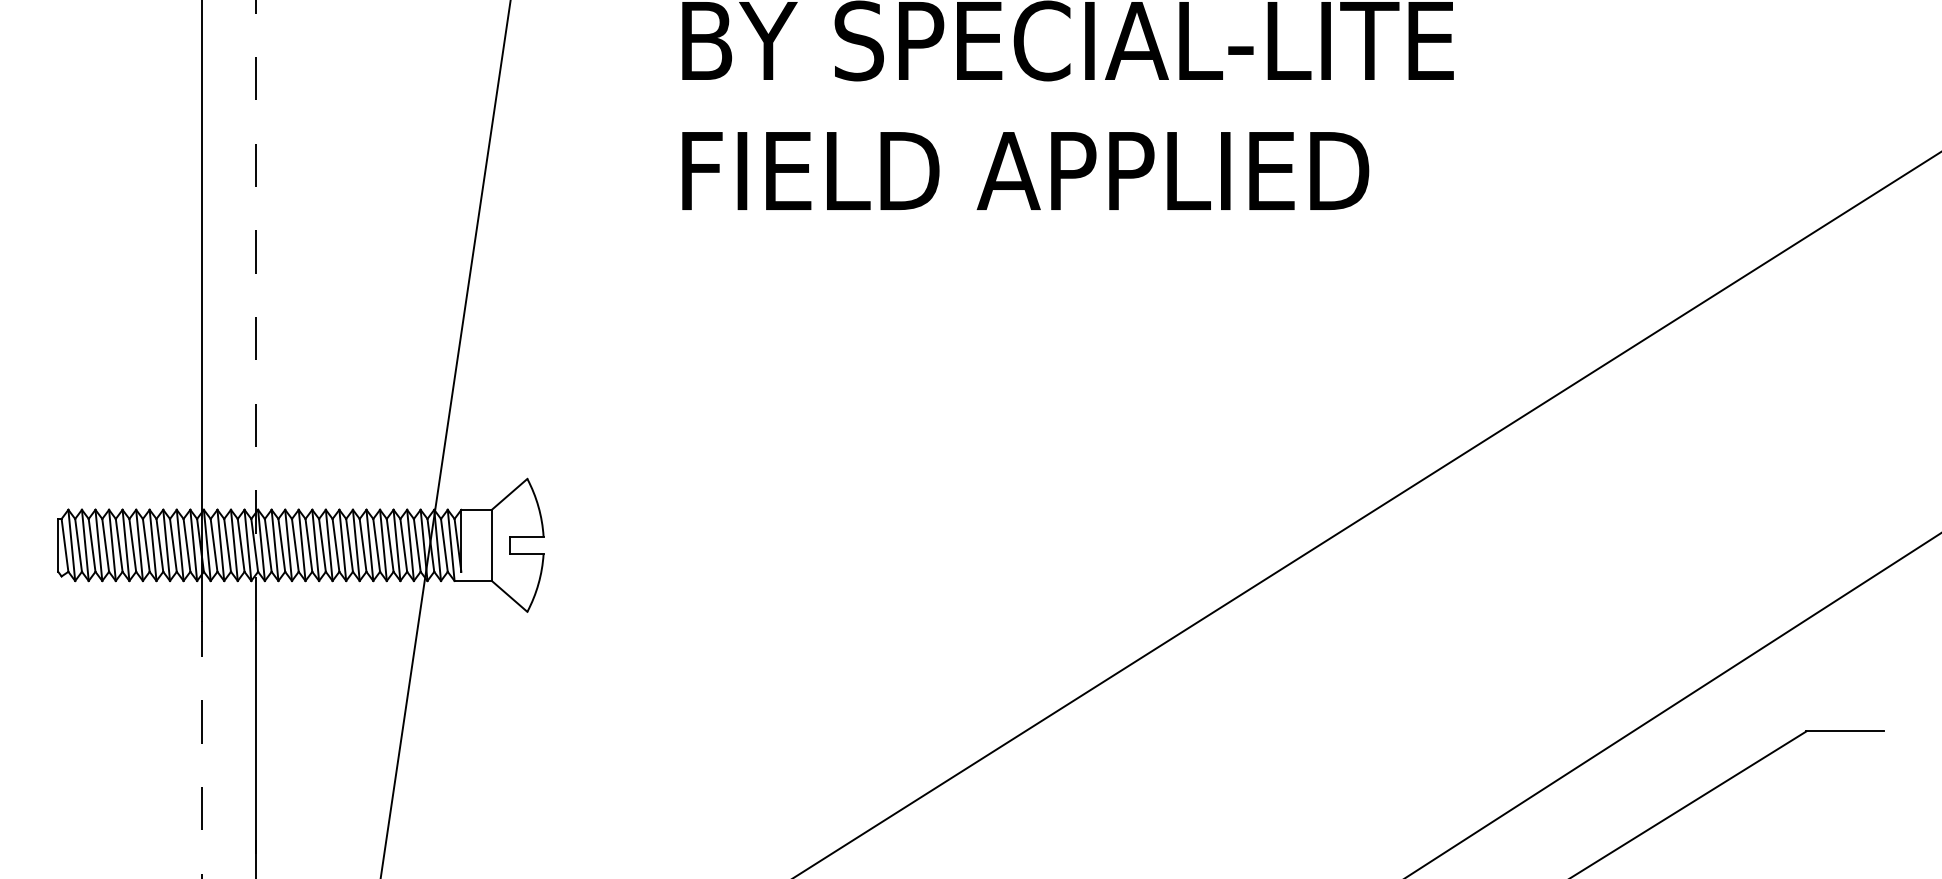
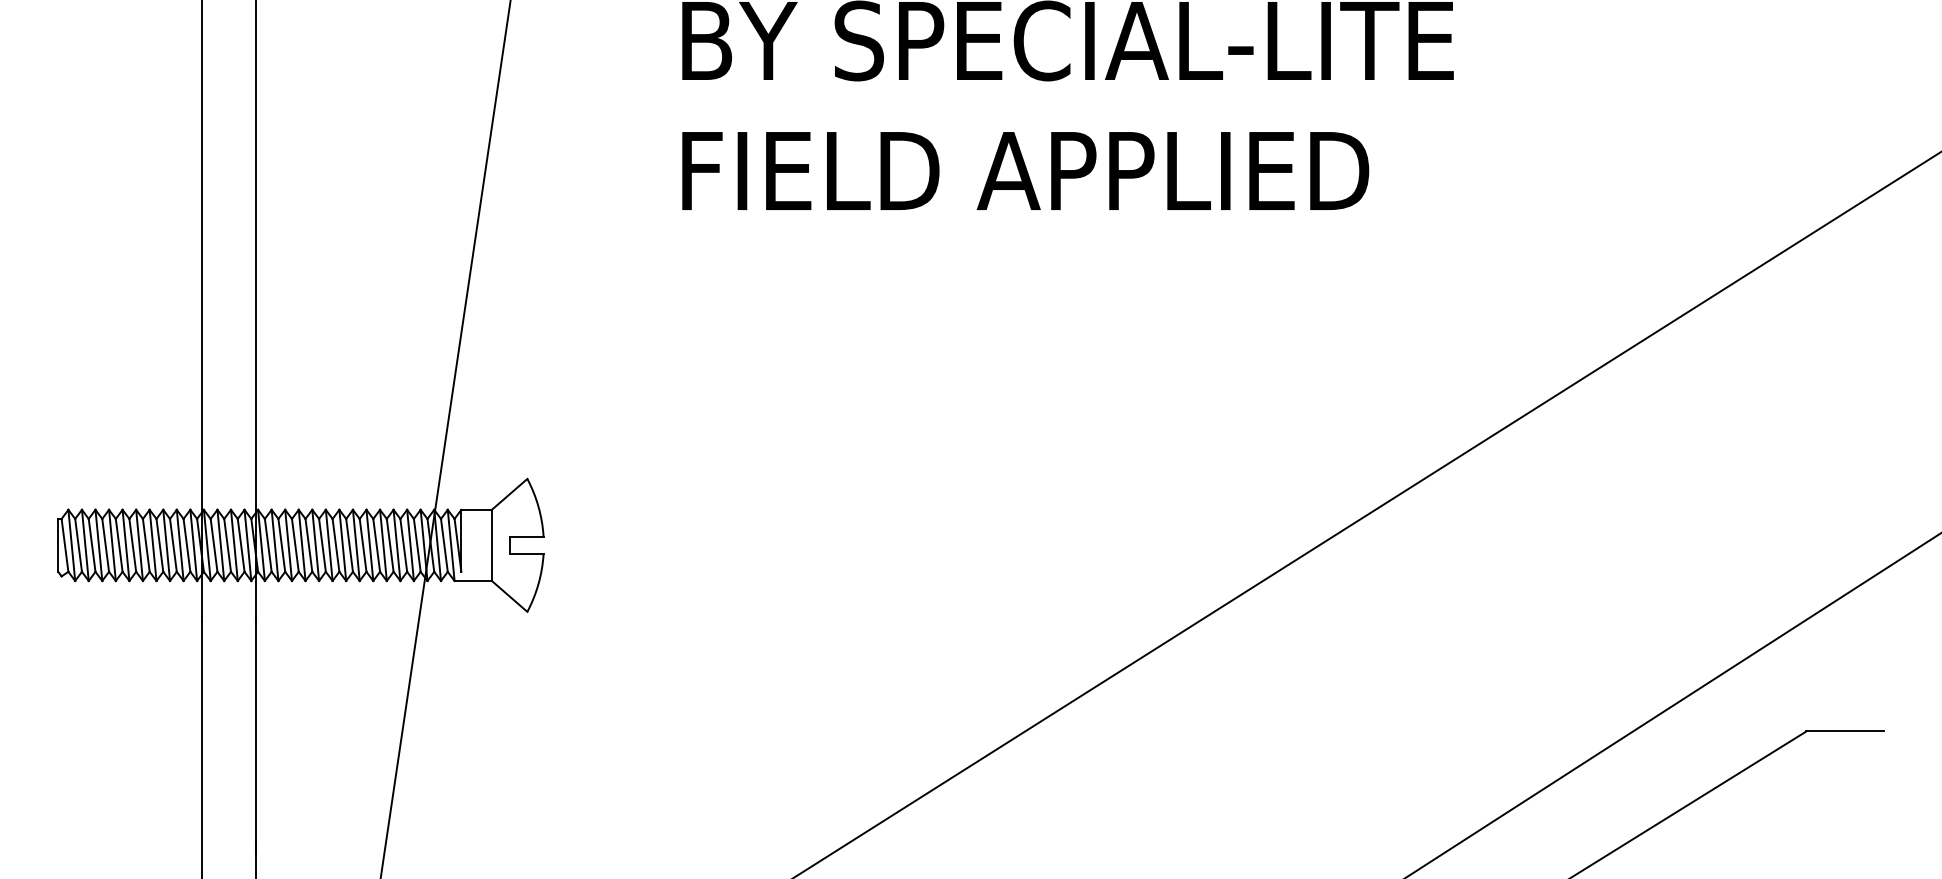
line: dashed -> solid (256, 310)
line: dashed -> solid (202, 749)
